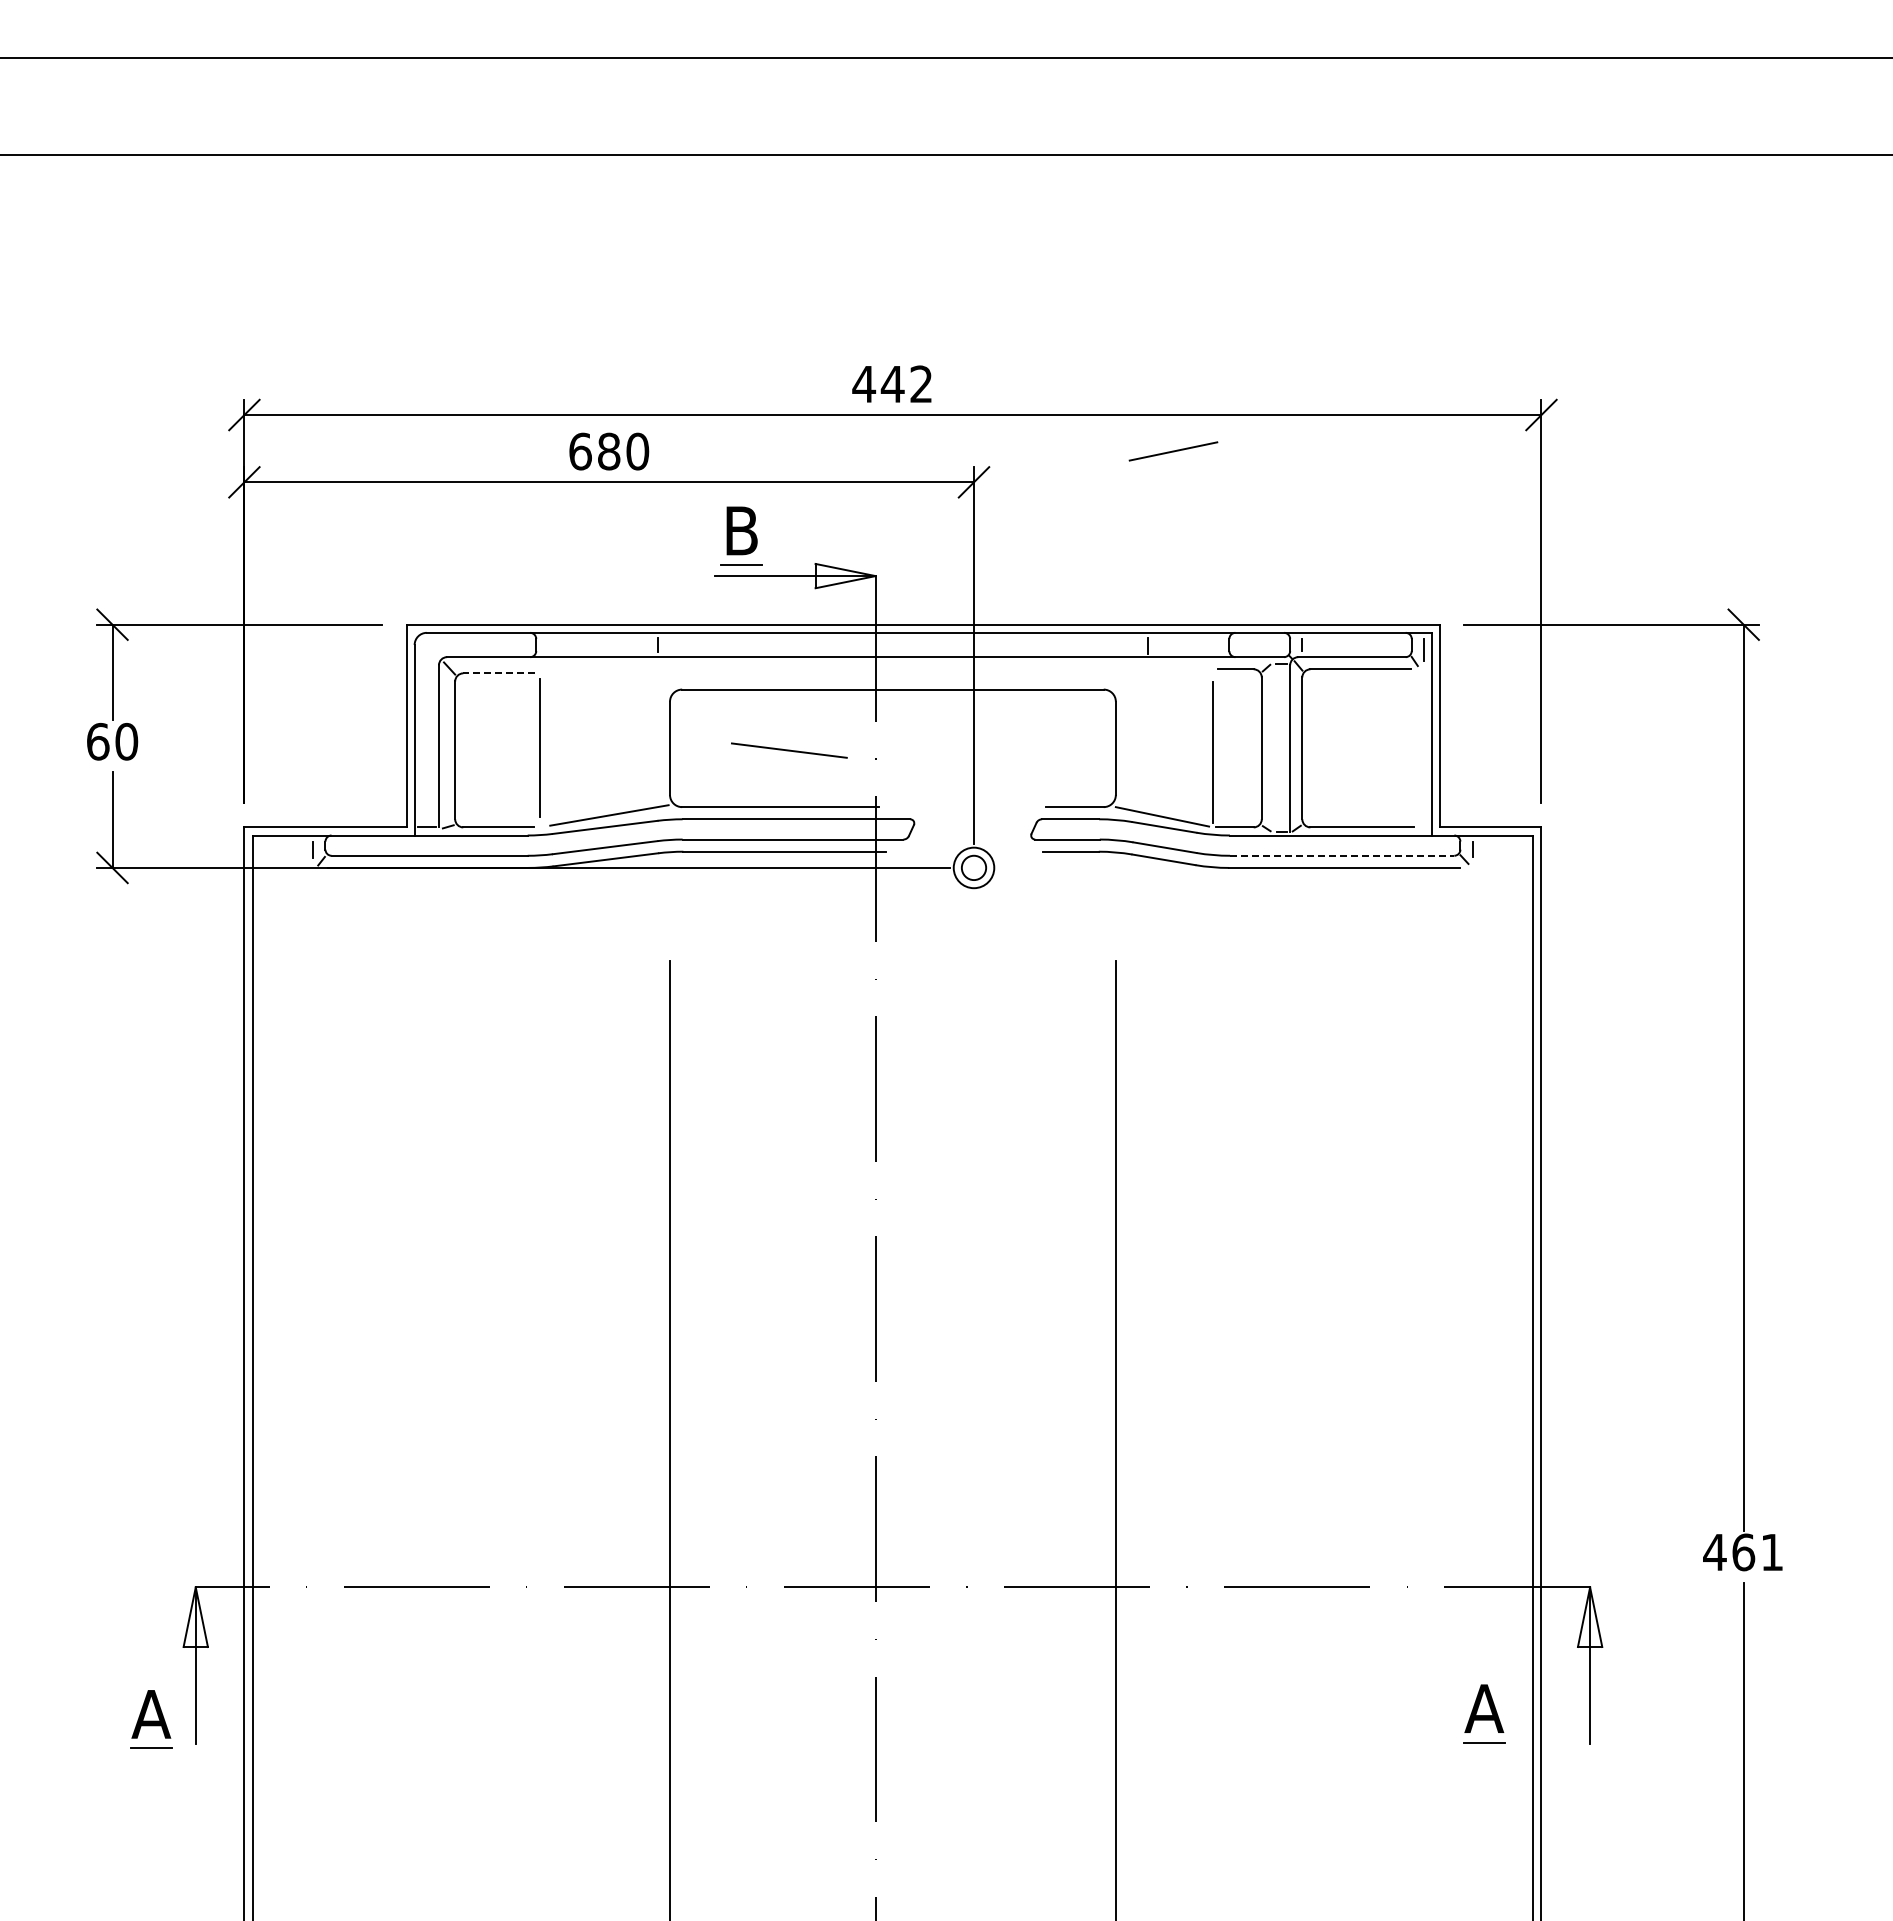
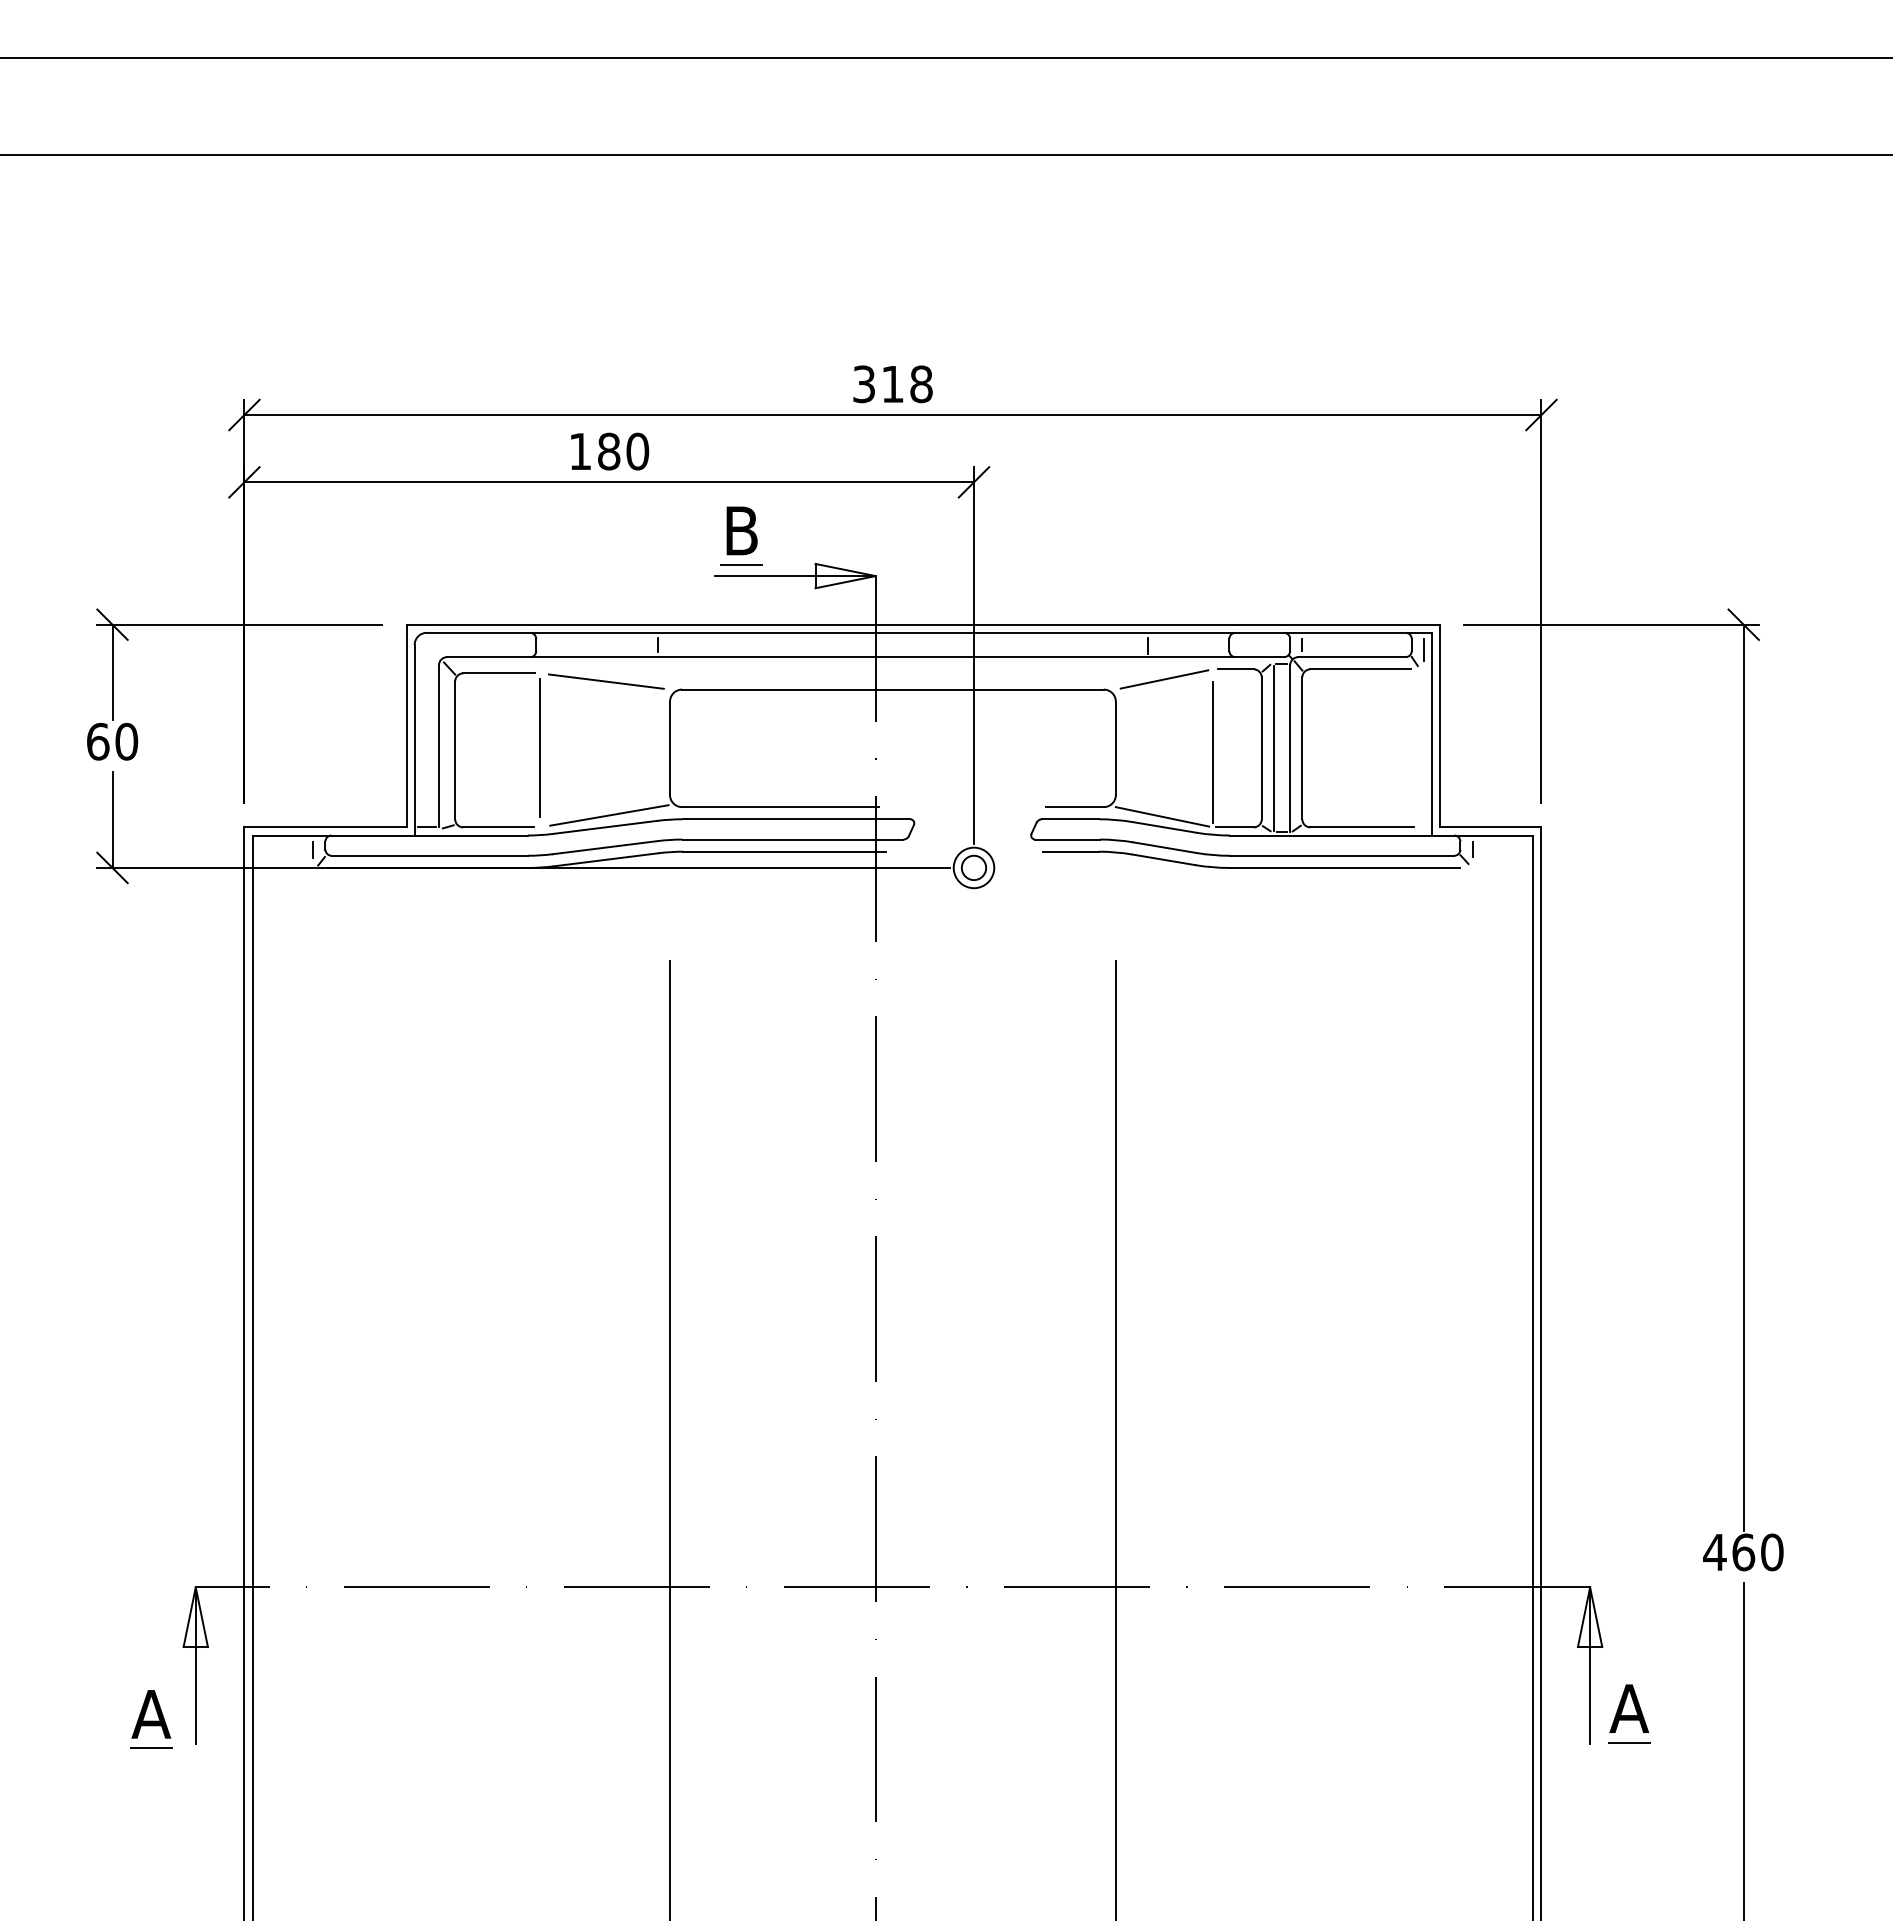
text: 442 -> 318 (892, 384)
text: 680 -> 180 (580, 451)
line position: (1173, 451) -> (1164, 679) (1164, 679)
line: dashed -> solid (498, 673)
line: none -> present (1273, 748)
line position: (789, 750) -> (606, 681) (606, 681)
line: dashed -> solid (1342, 855)
text: 461 -> 460 (1772, 1552)
part position: (1484, 1713) -> (1629, 1713) (1629, 1713)
